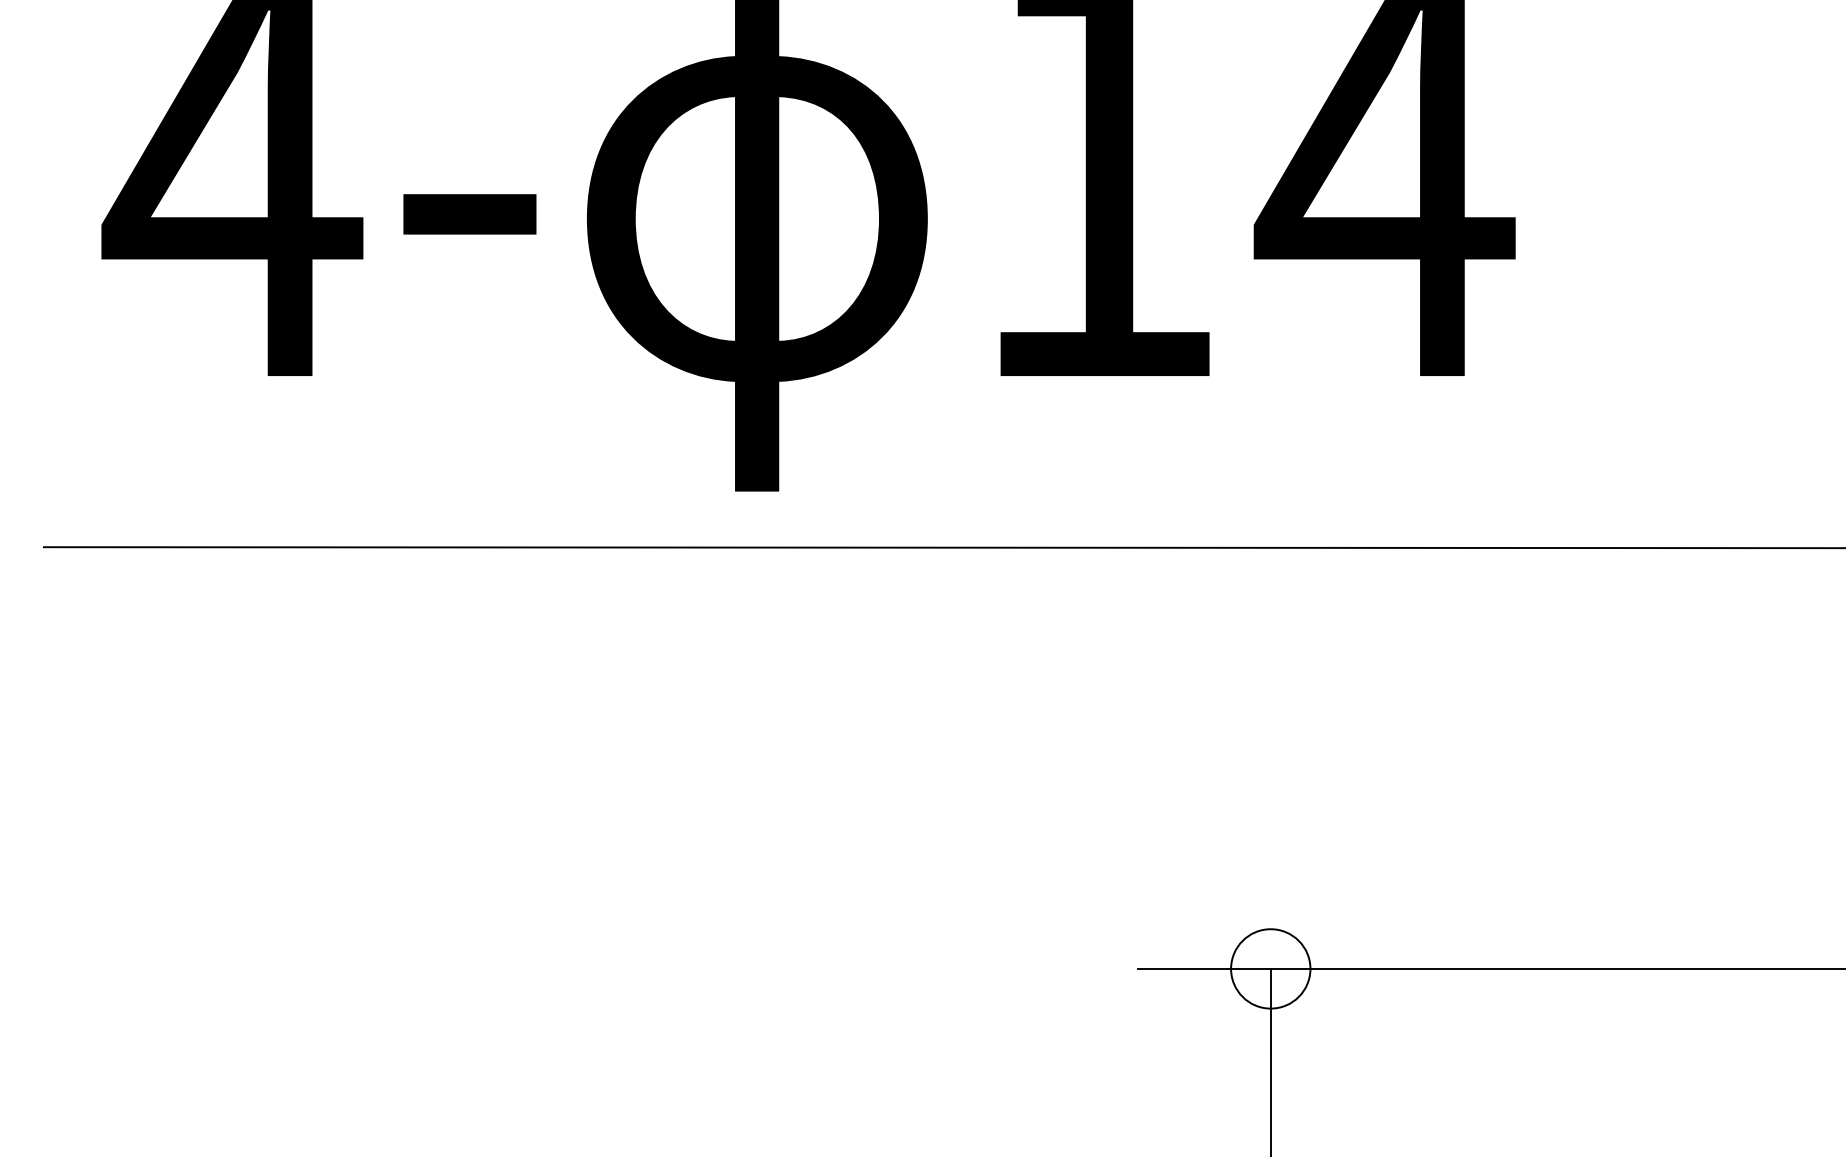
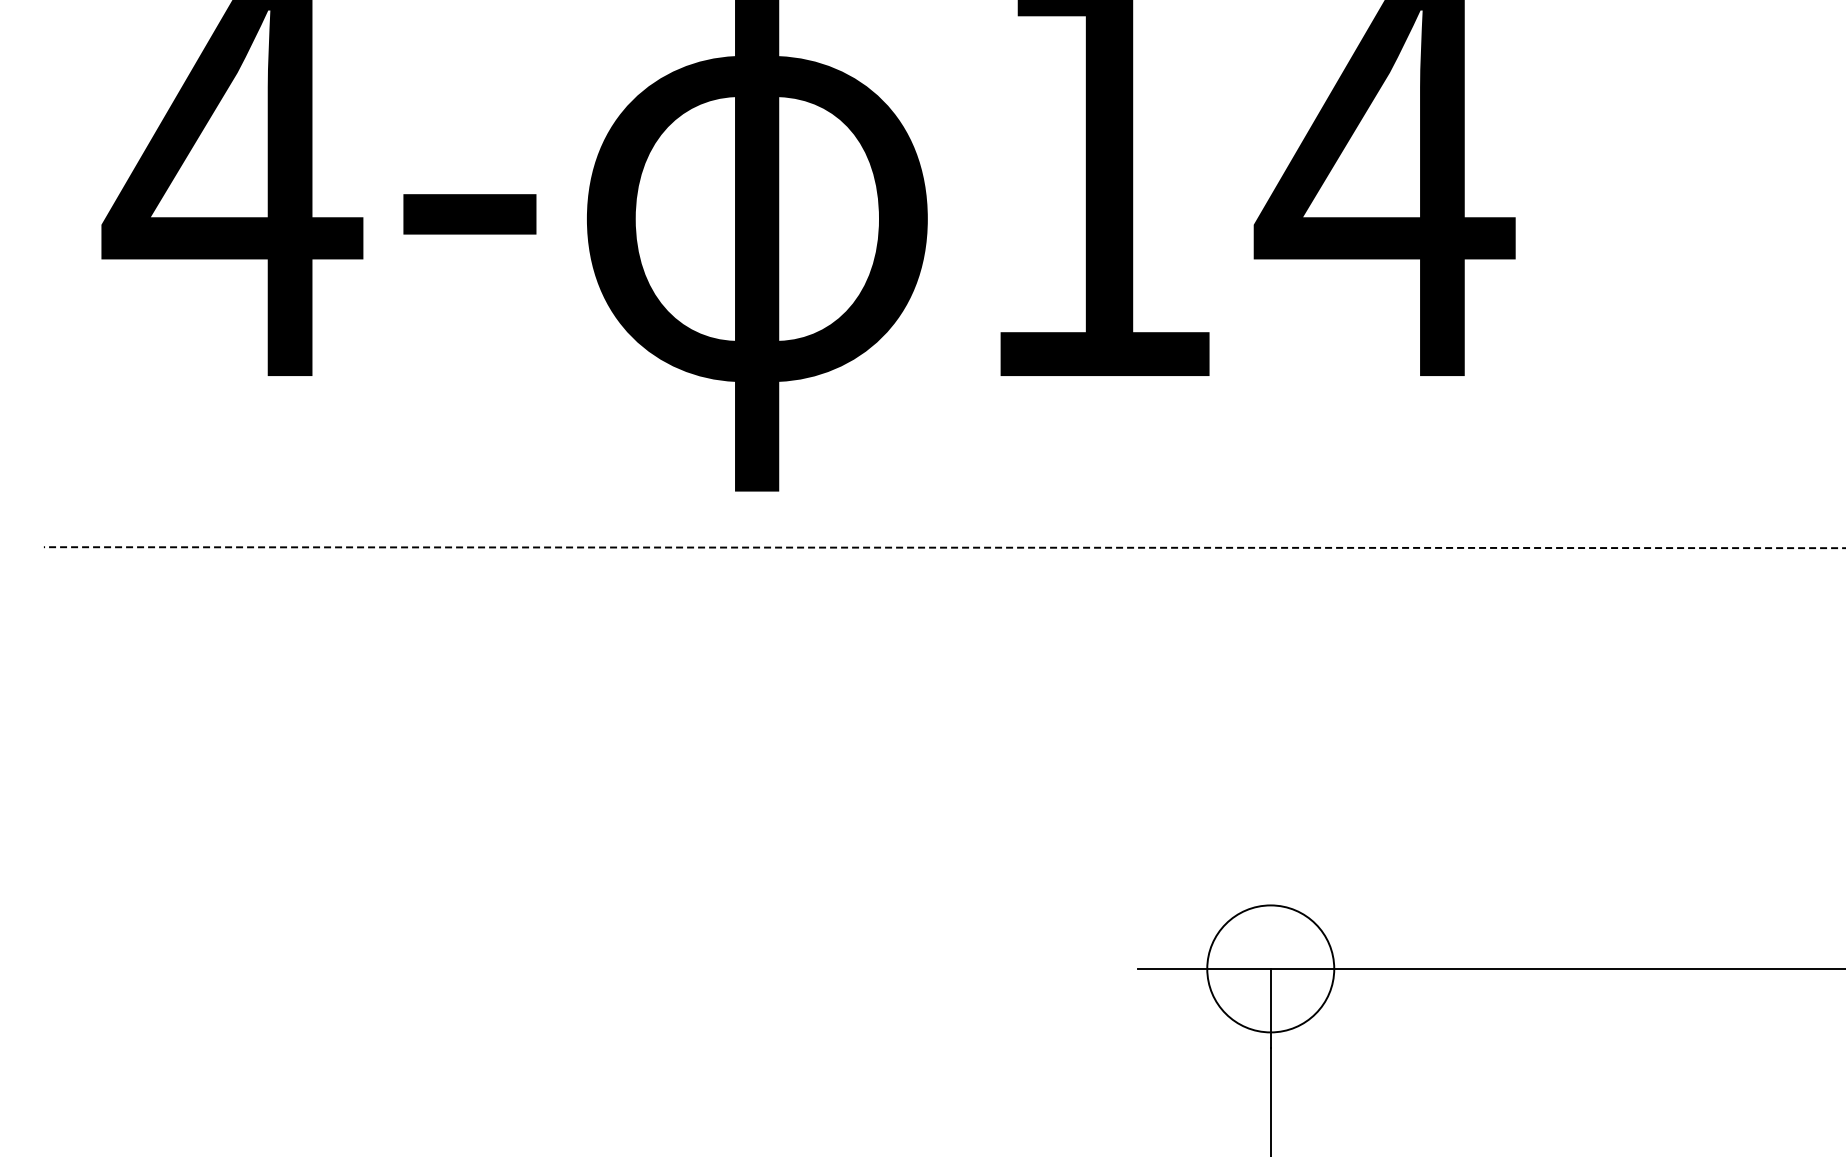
line: solid -> dashed (944, 547)
circle diameter: 79 px -> 127 px (1270, 968)
